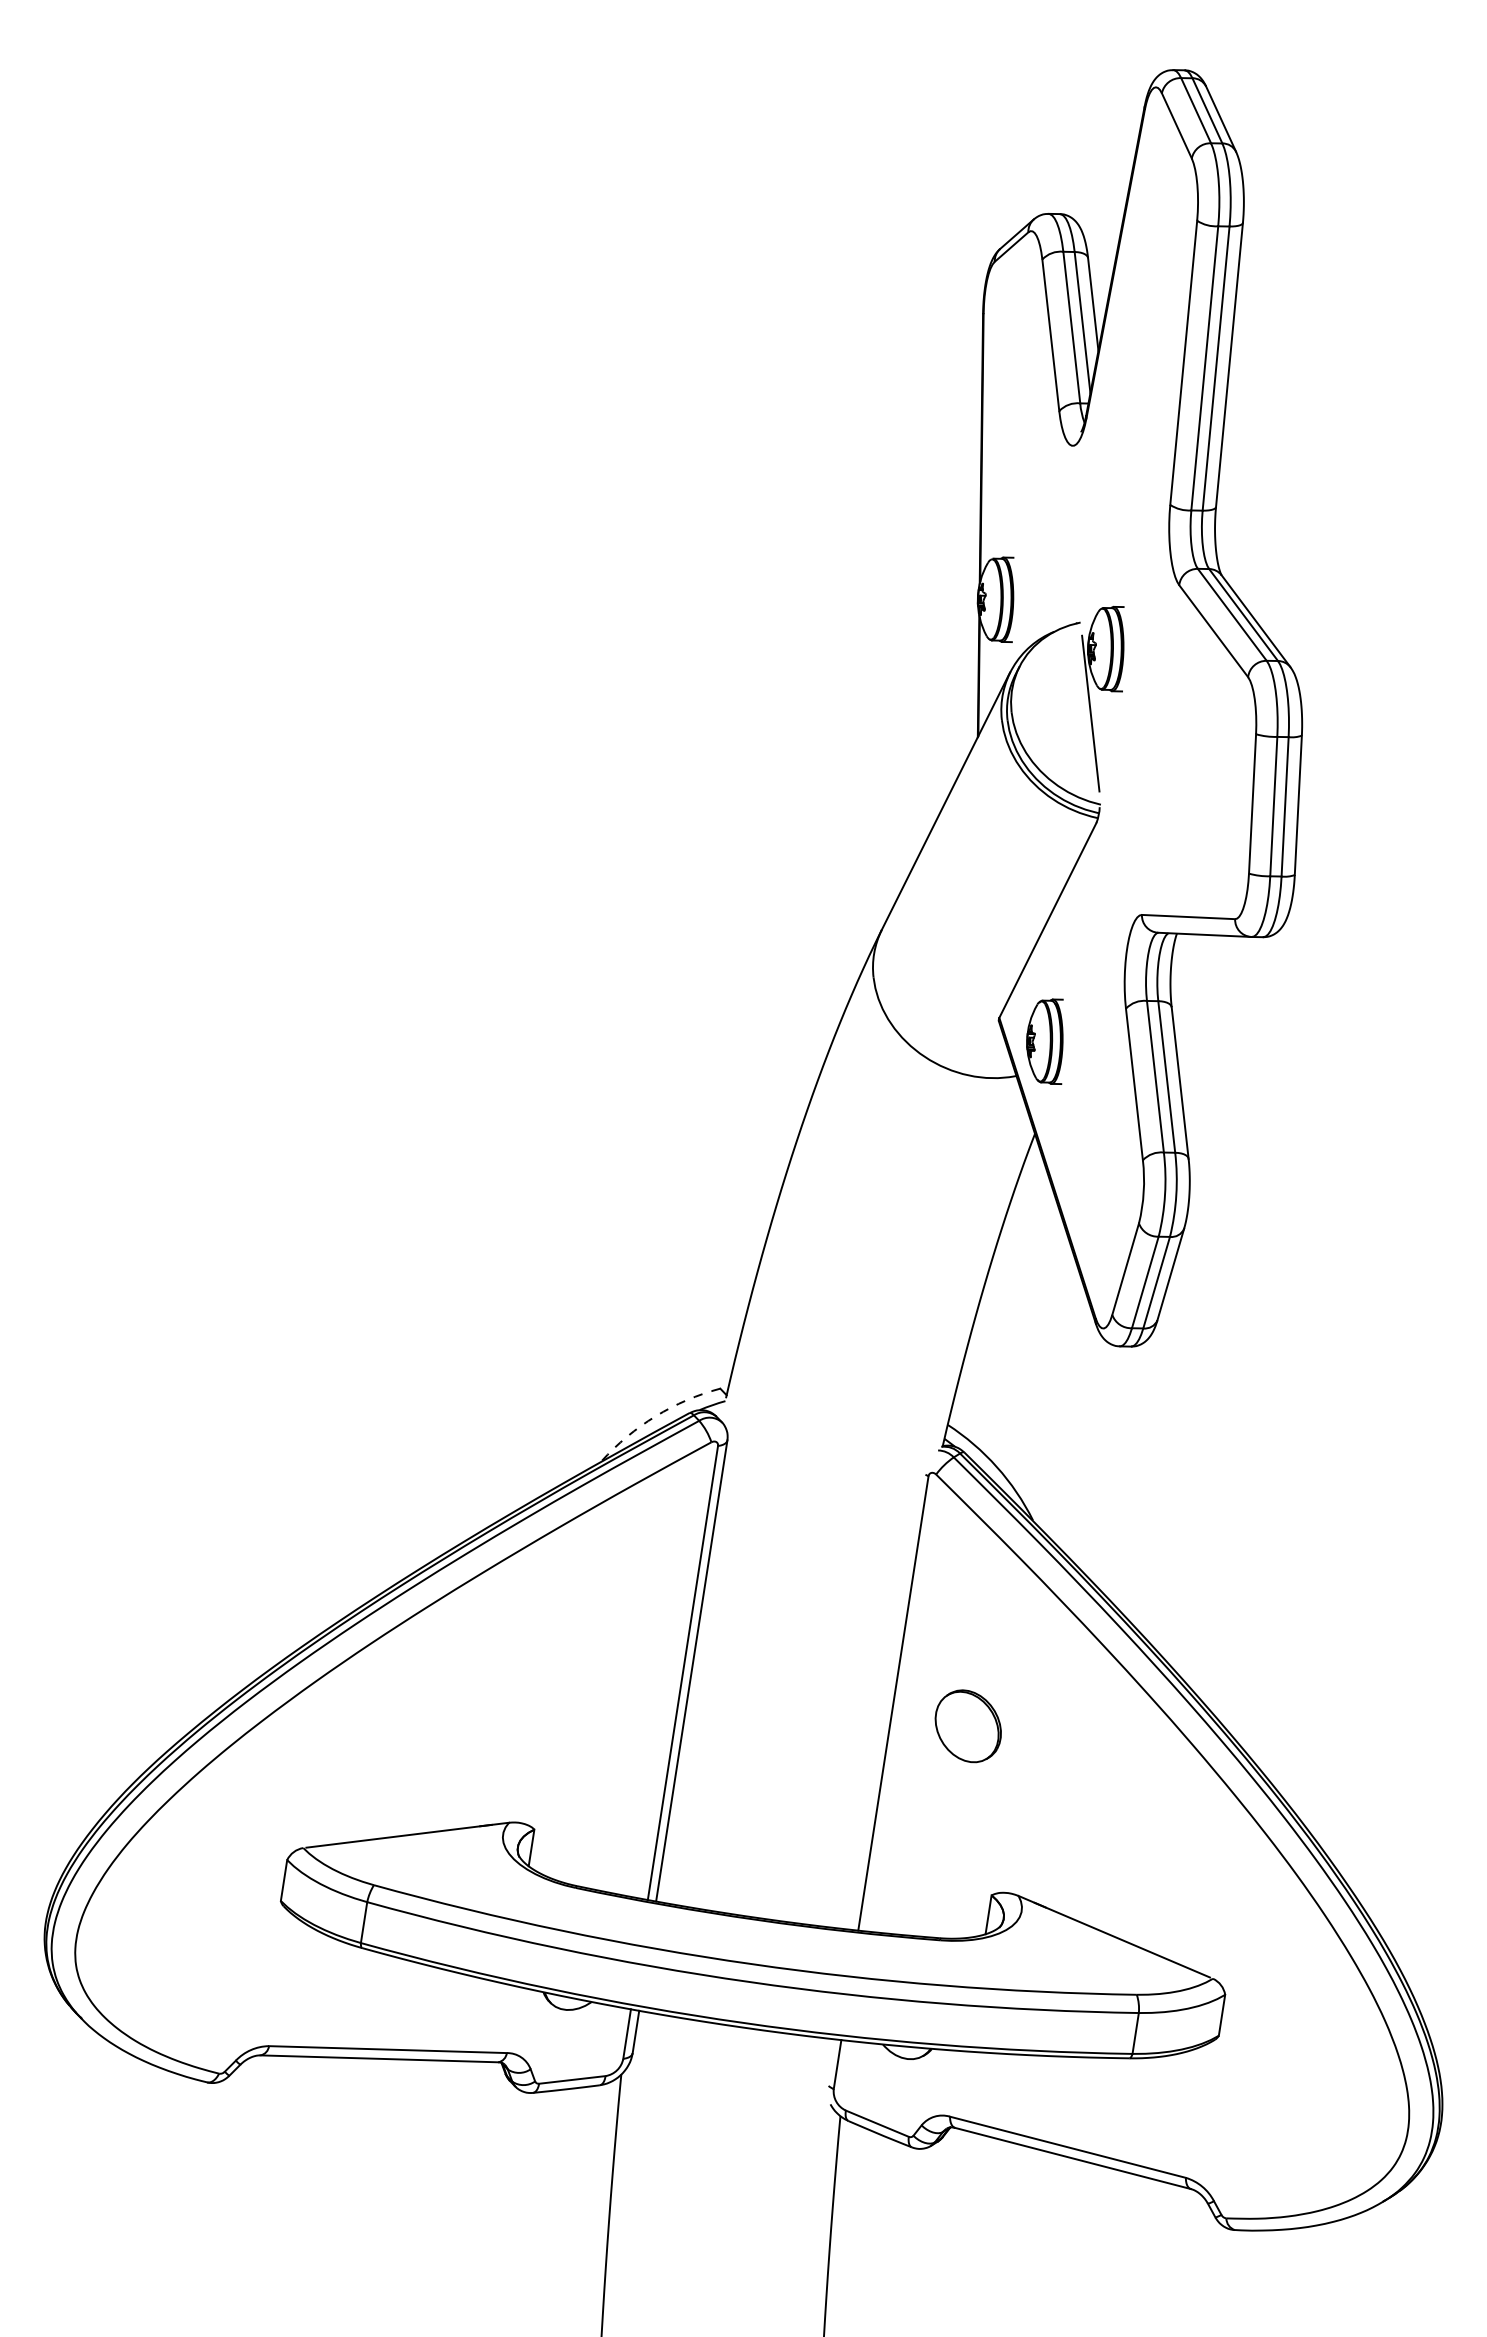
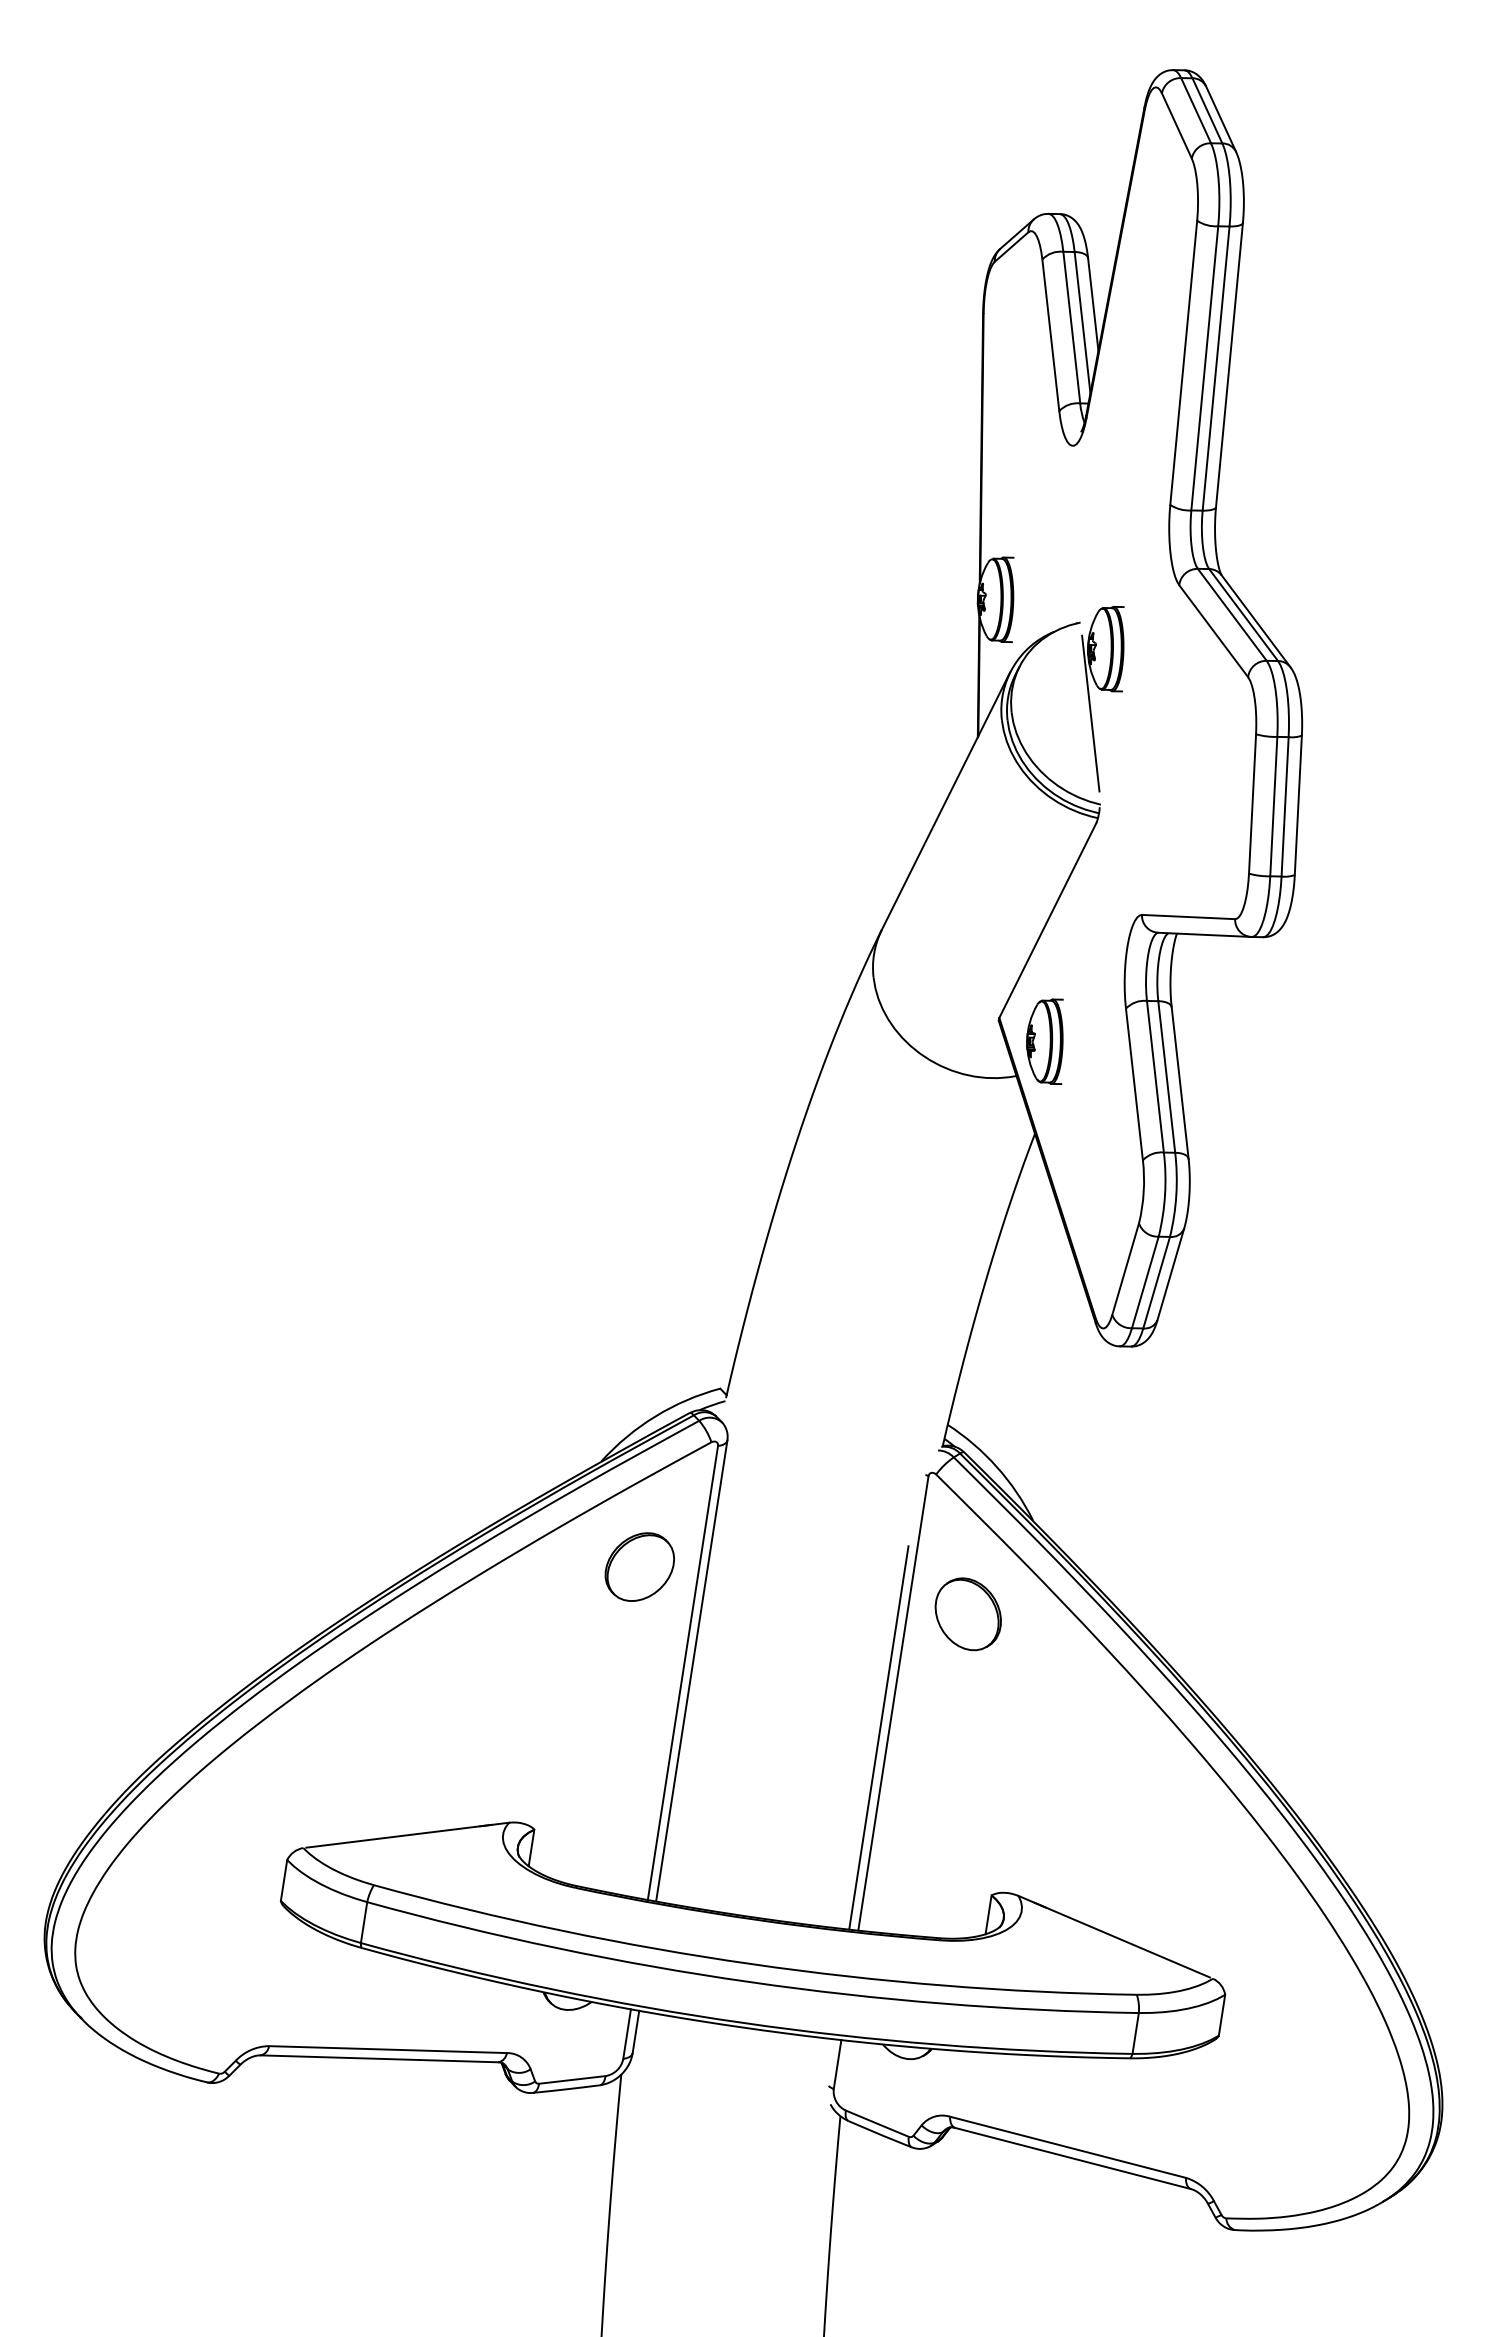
arc: dashed -> solid (655, 1416)
part: none -> present (639, 1566)
part position: (967, 1726) -> (967, 1614) (967, 1614)
line: none -> present (878, 1737)
